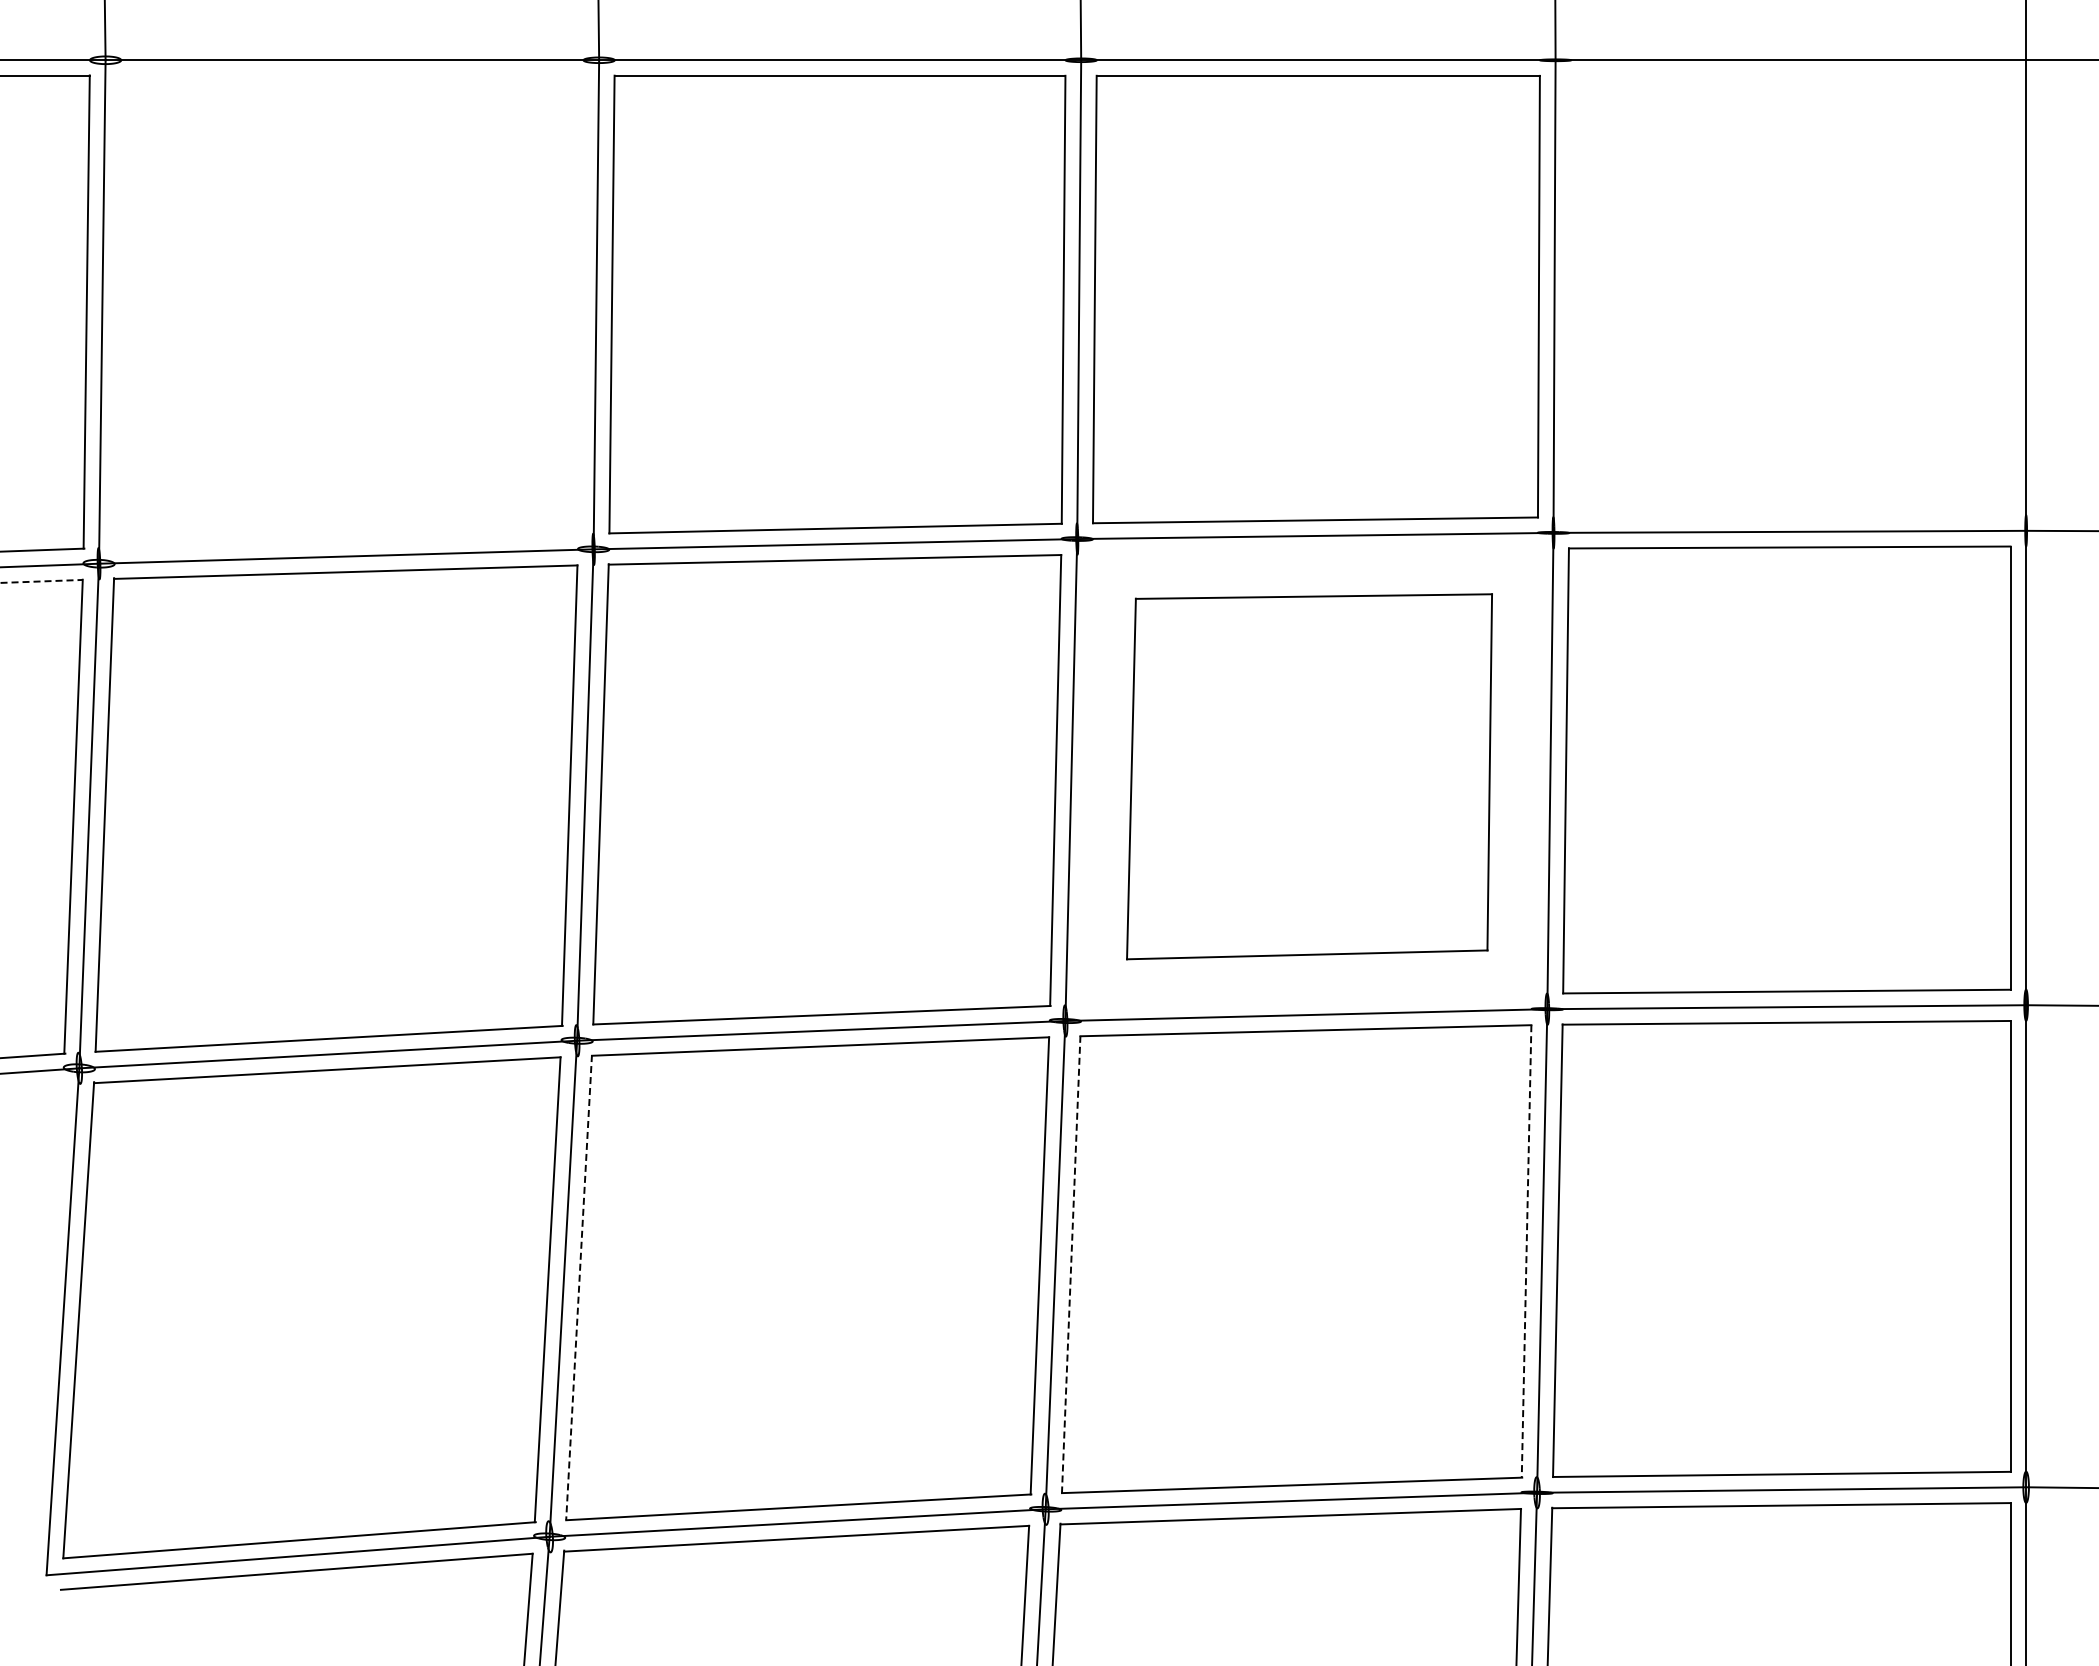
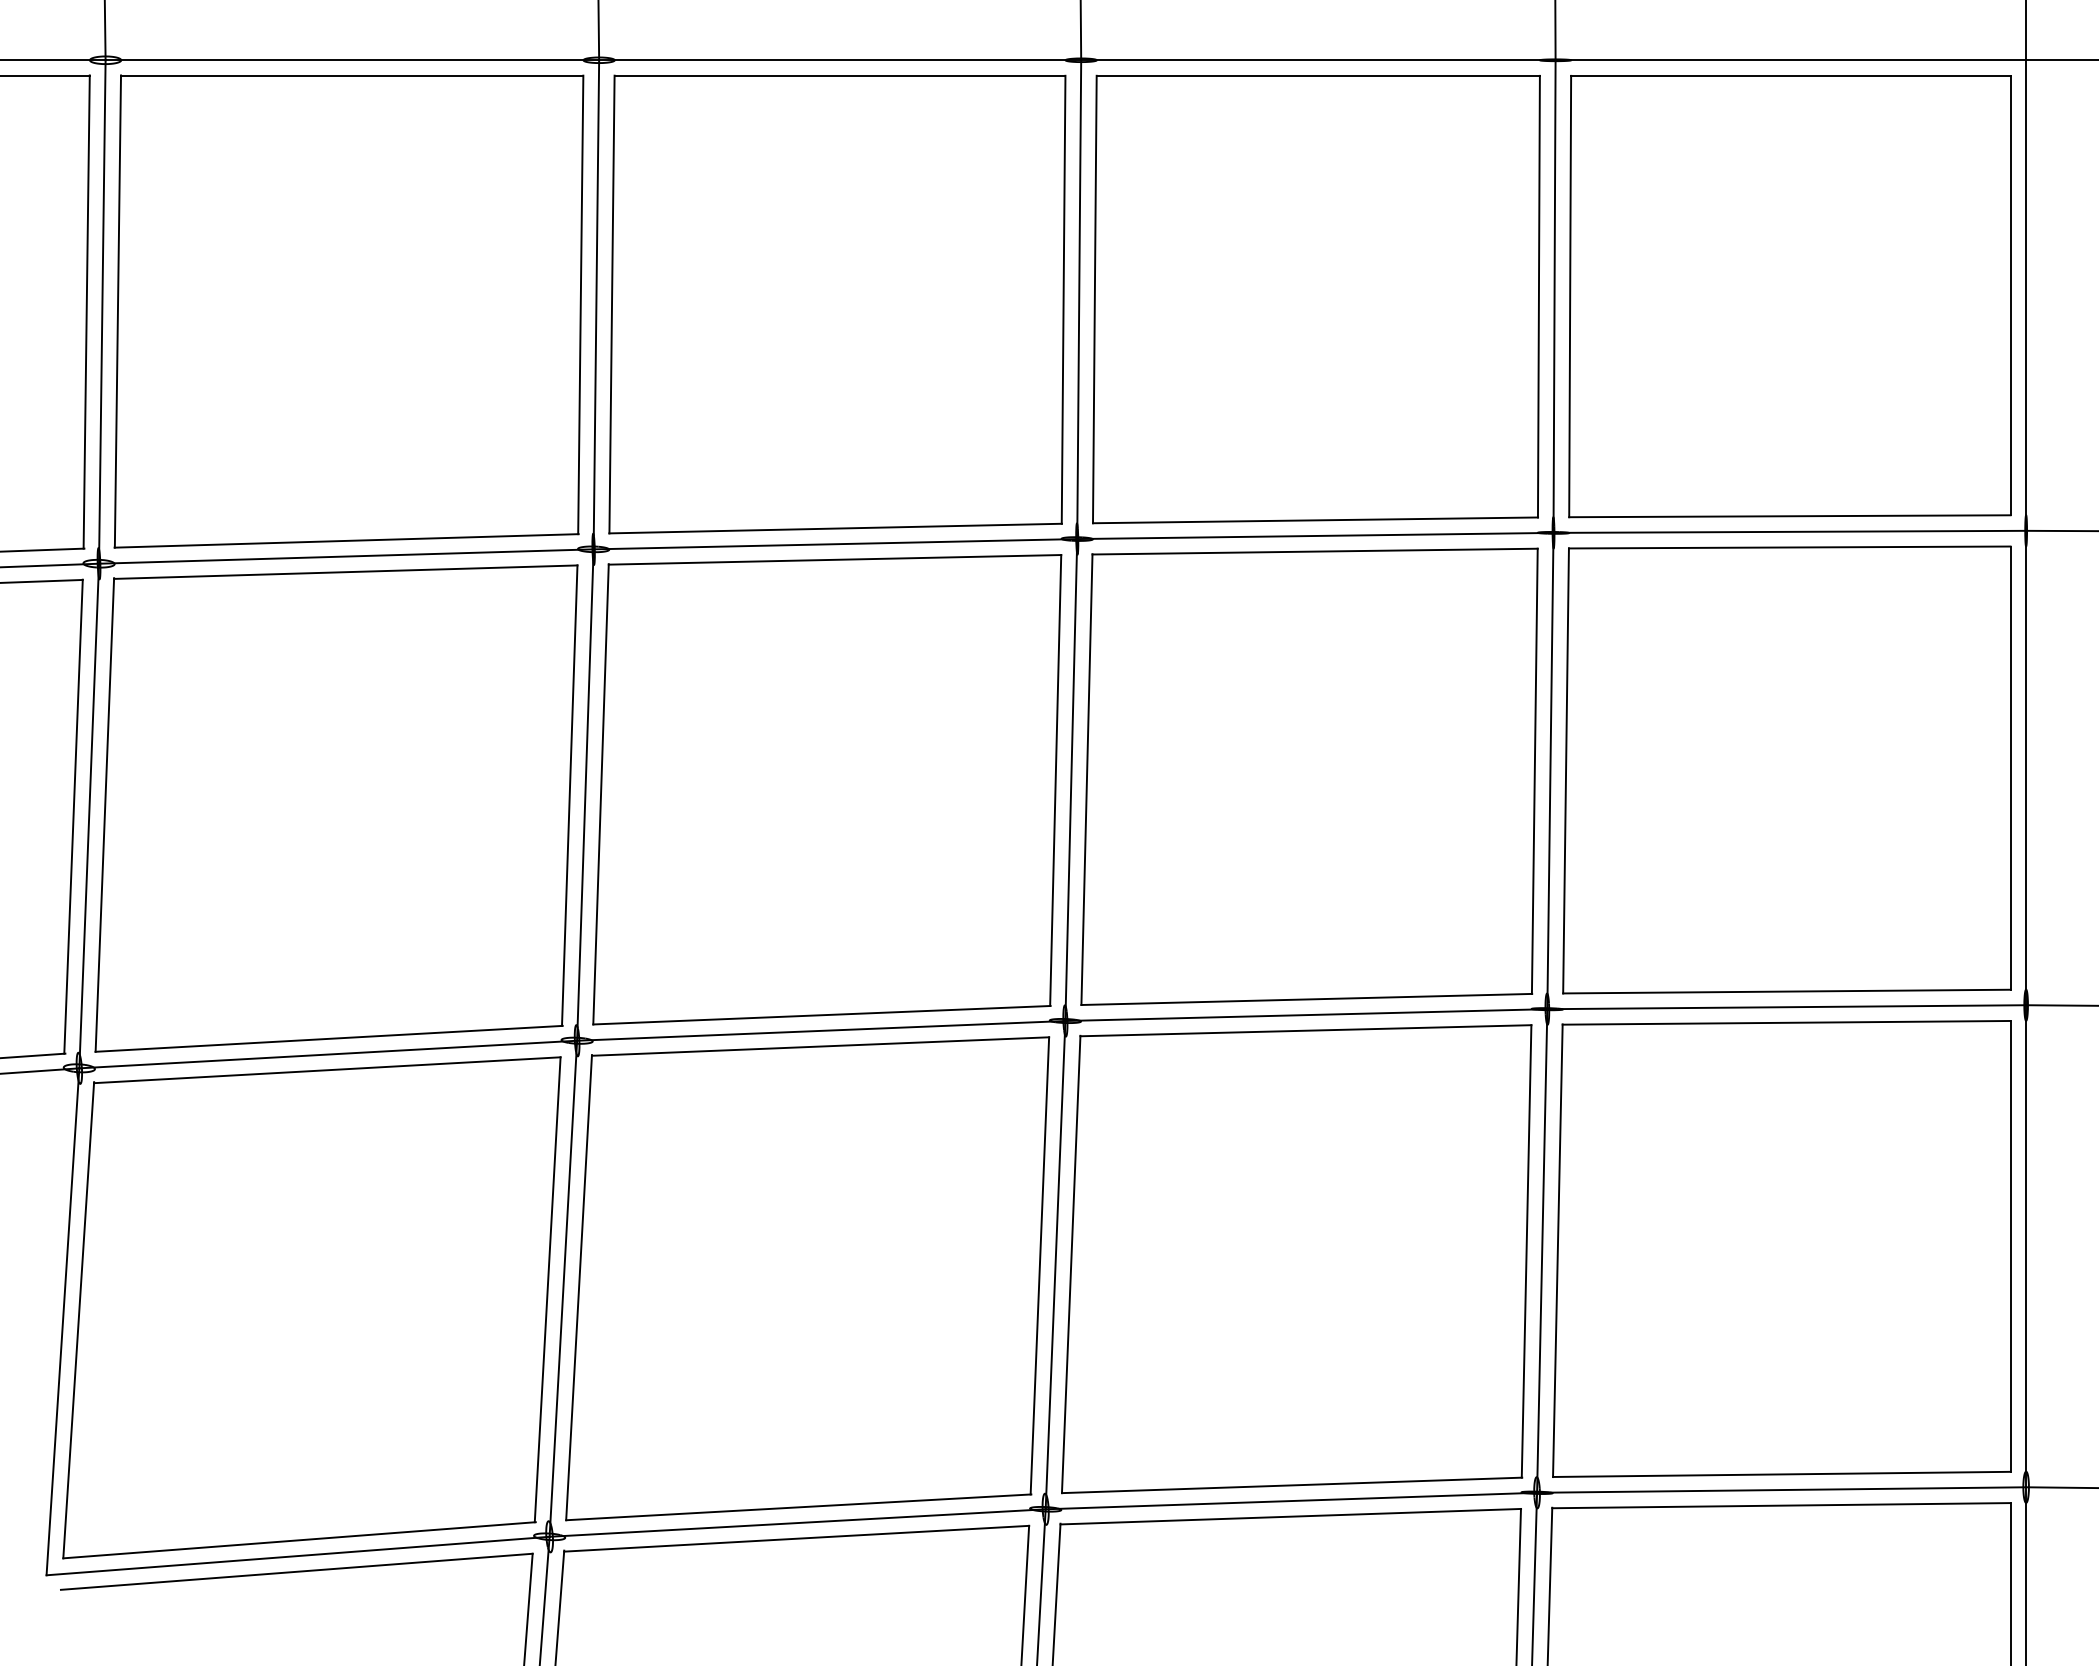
part: none -> present (1789, 296)
part: none -> present (348, 311)
line: dashed -> solid (41, 581)
part size: 367x368 px -> 459x459 px (1309, 776)
line: dashed -> solid (1526, 1251)
line: dashed -> solid (1071, 1264)
line: dashed -> solid (579, 1287)
